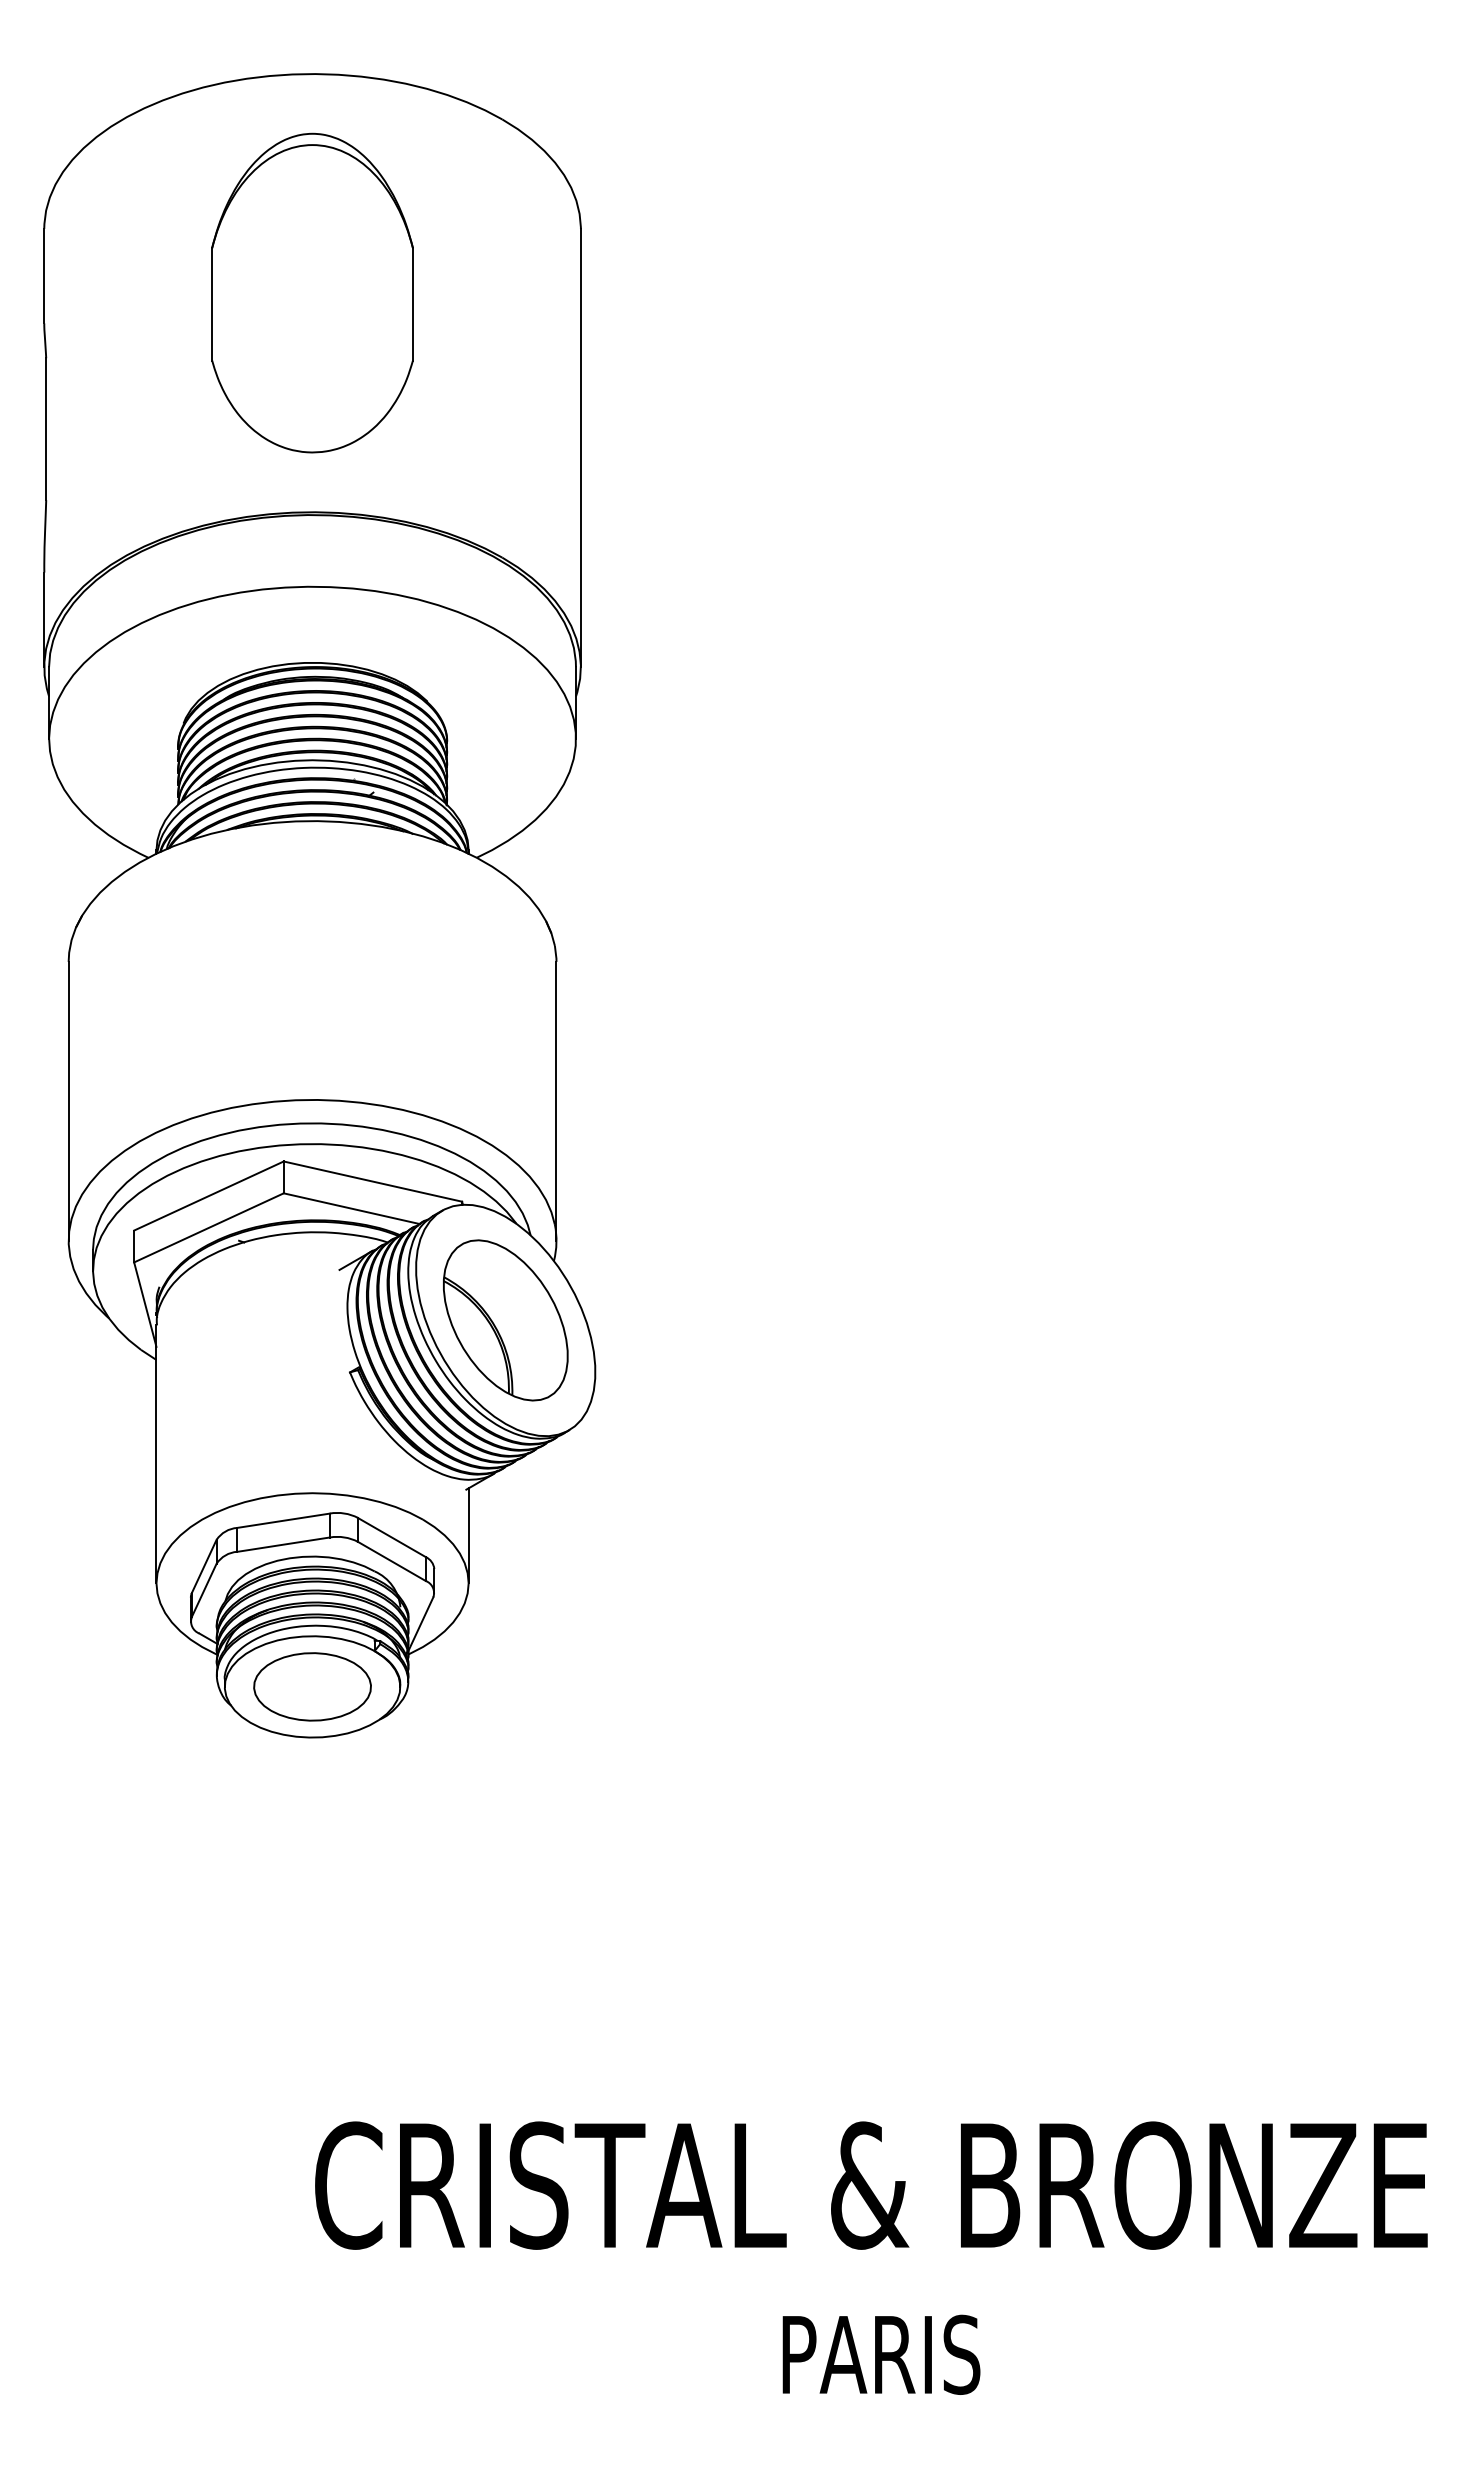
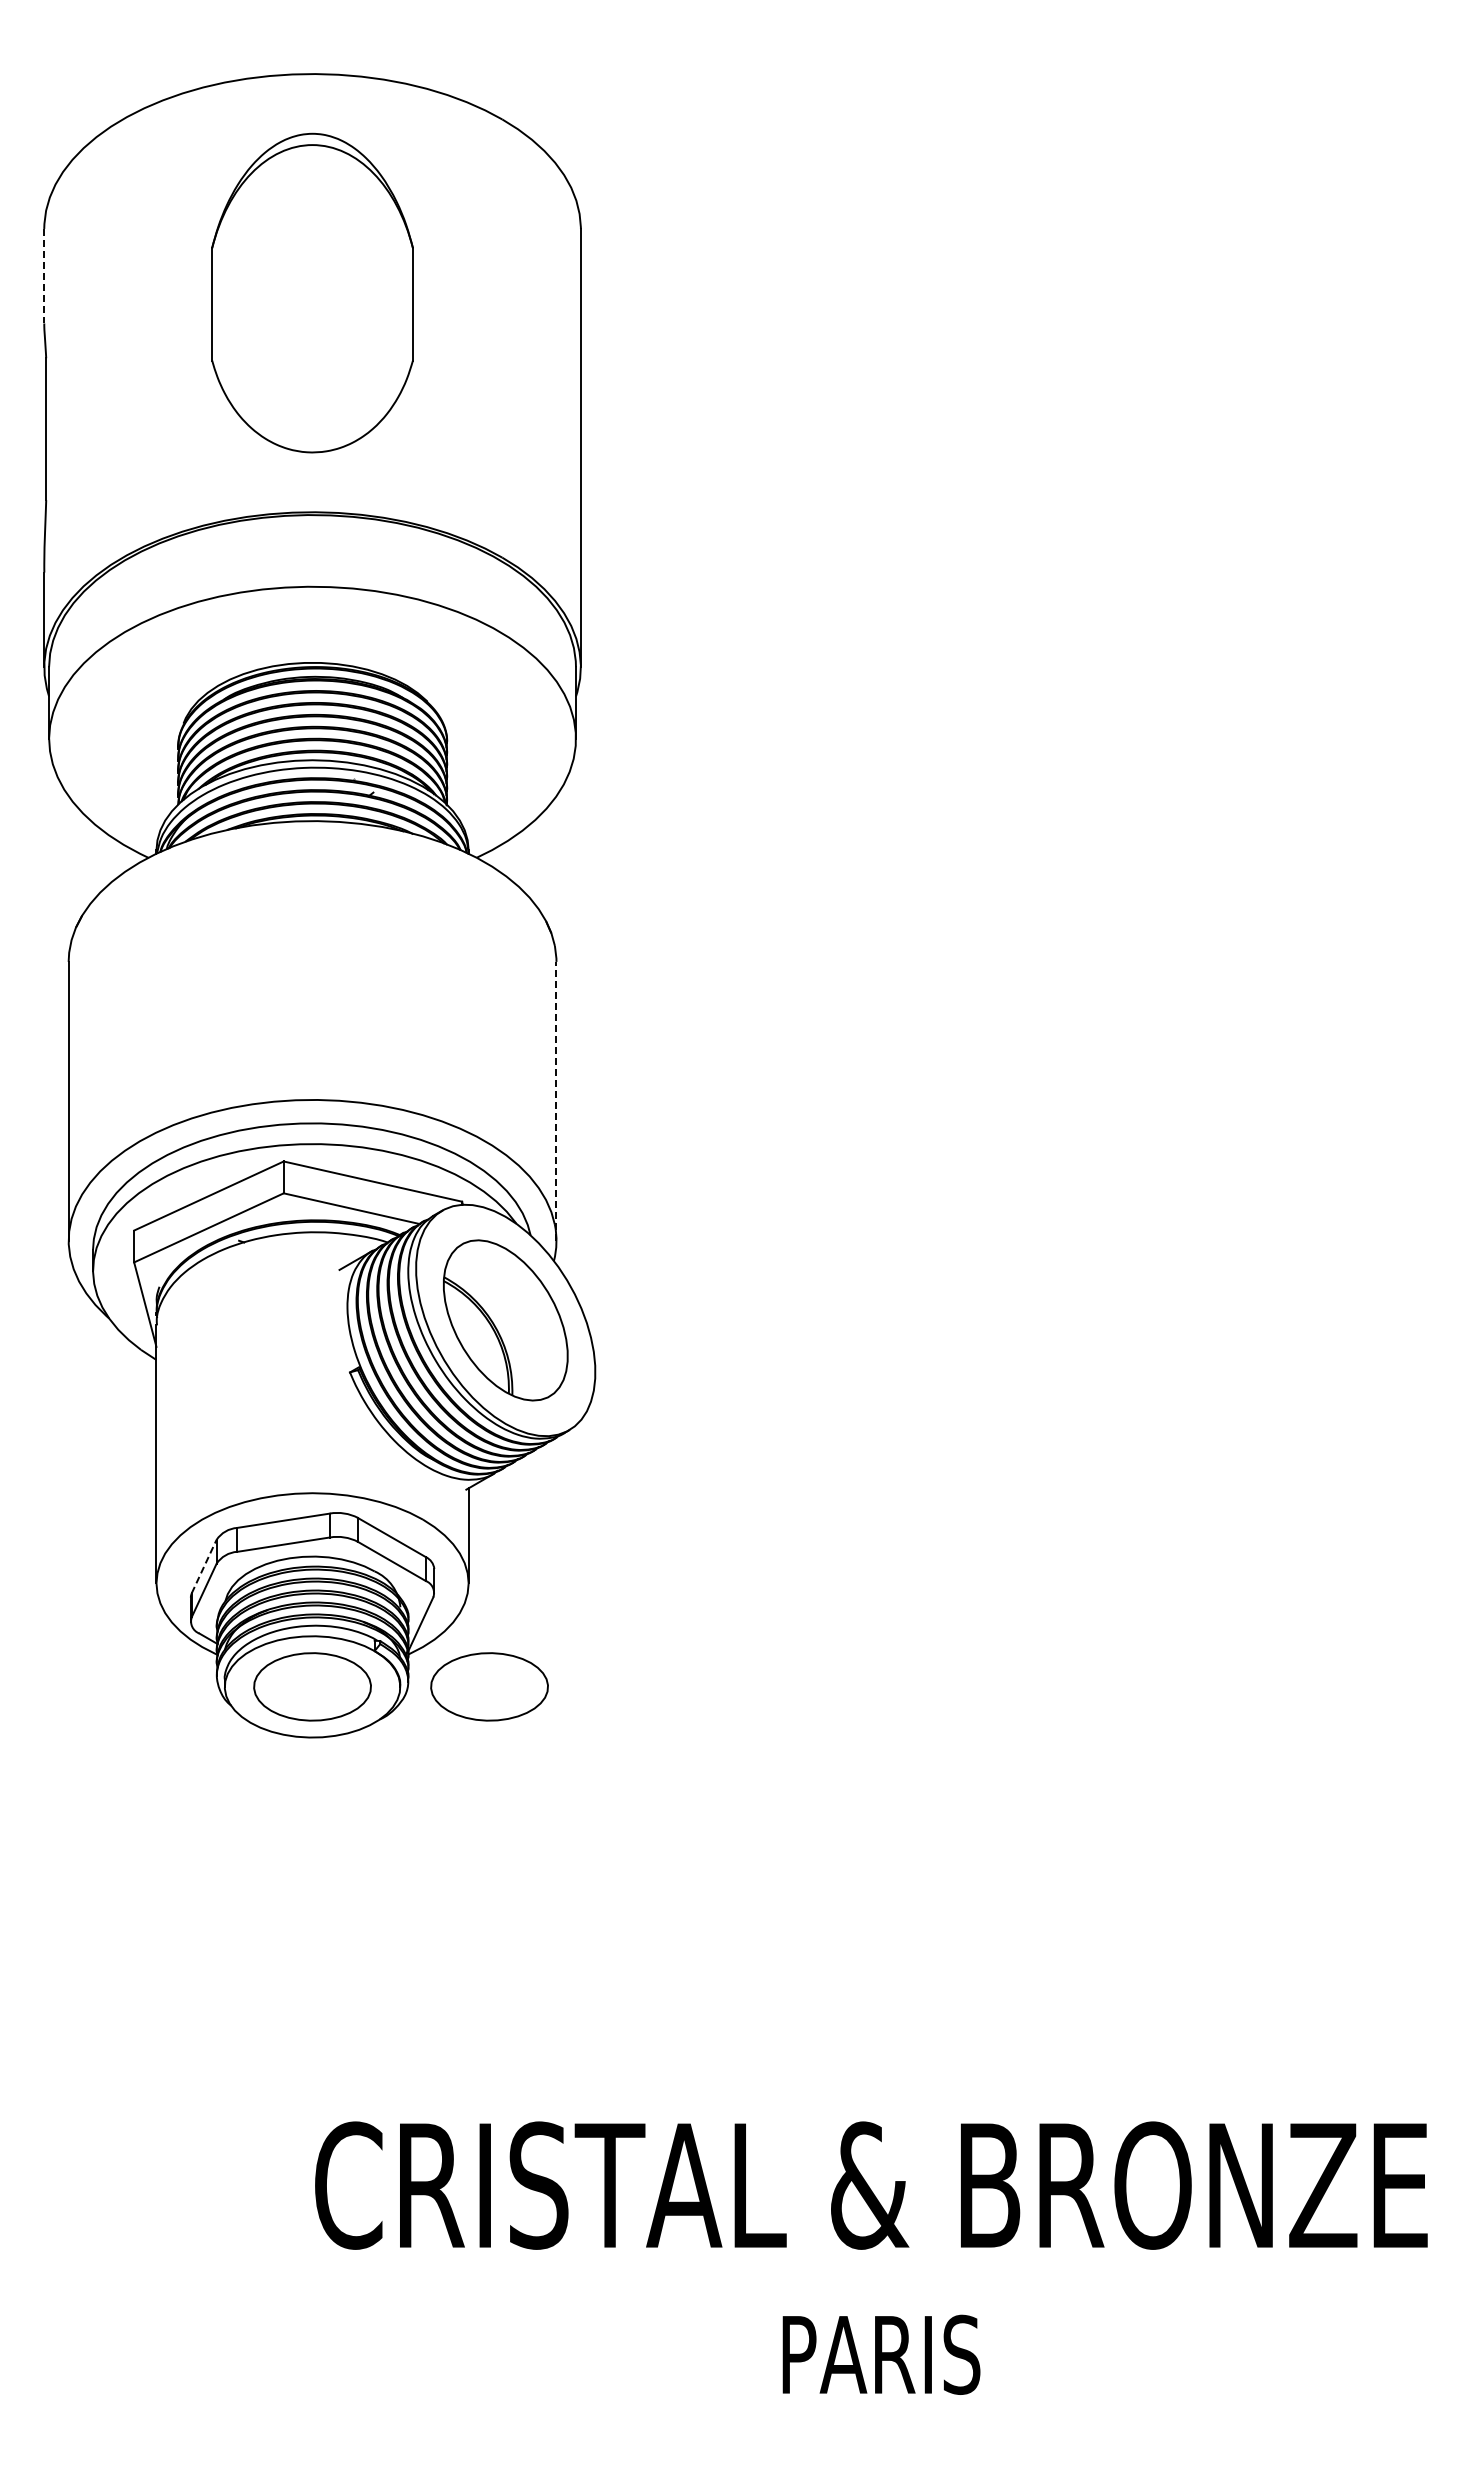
line: solid -> dashed (44, 276)
line: solid -> dashed (556, 1100)
line: solid -> dashed (204, 1566)
part: none -> present (489, 1686)
